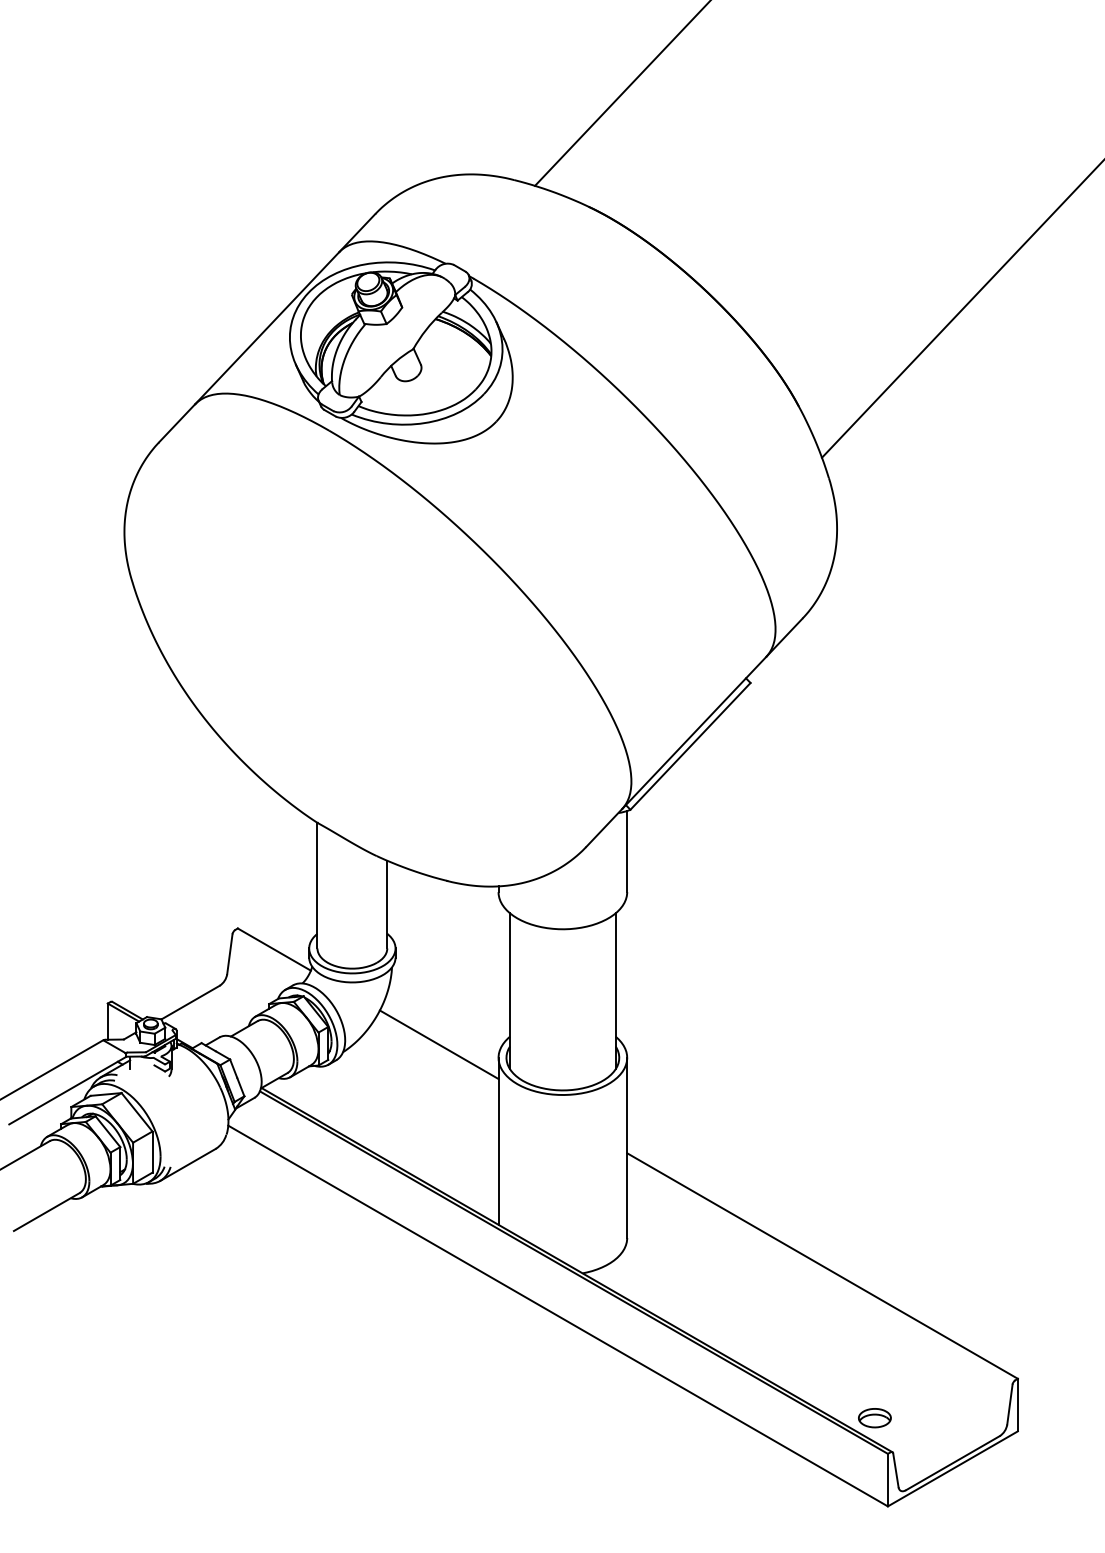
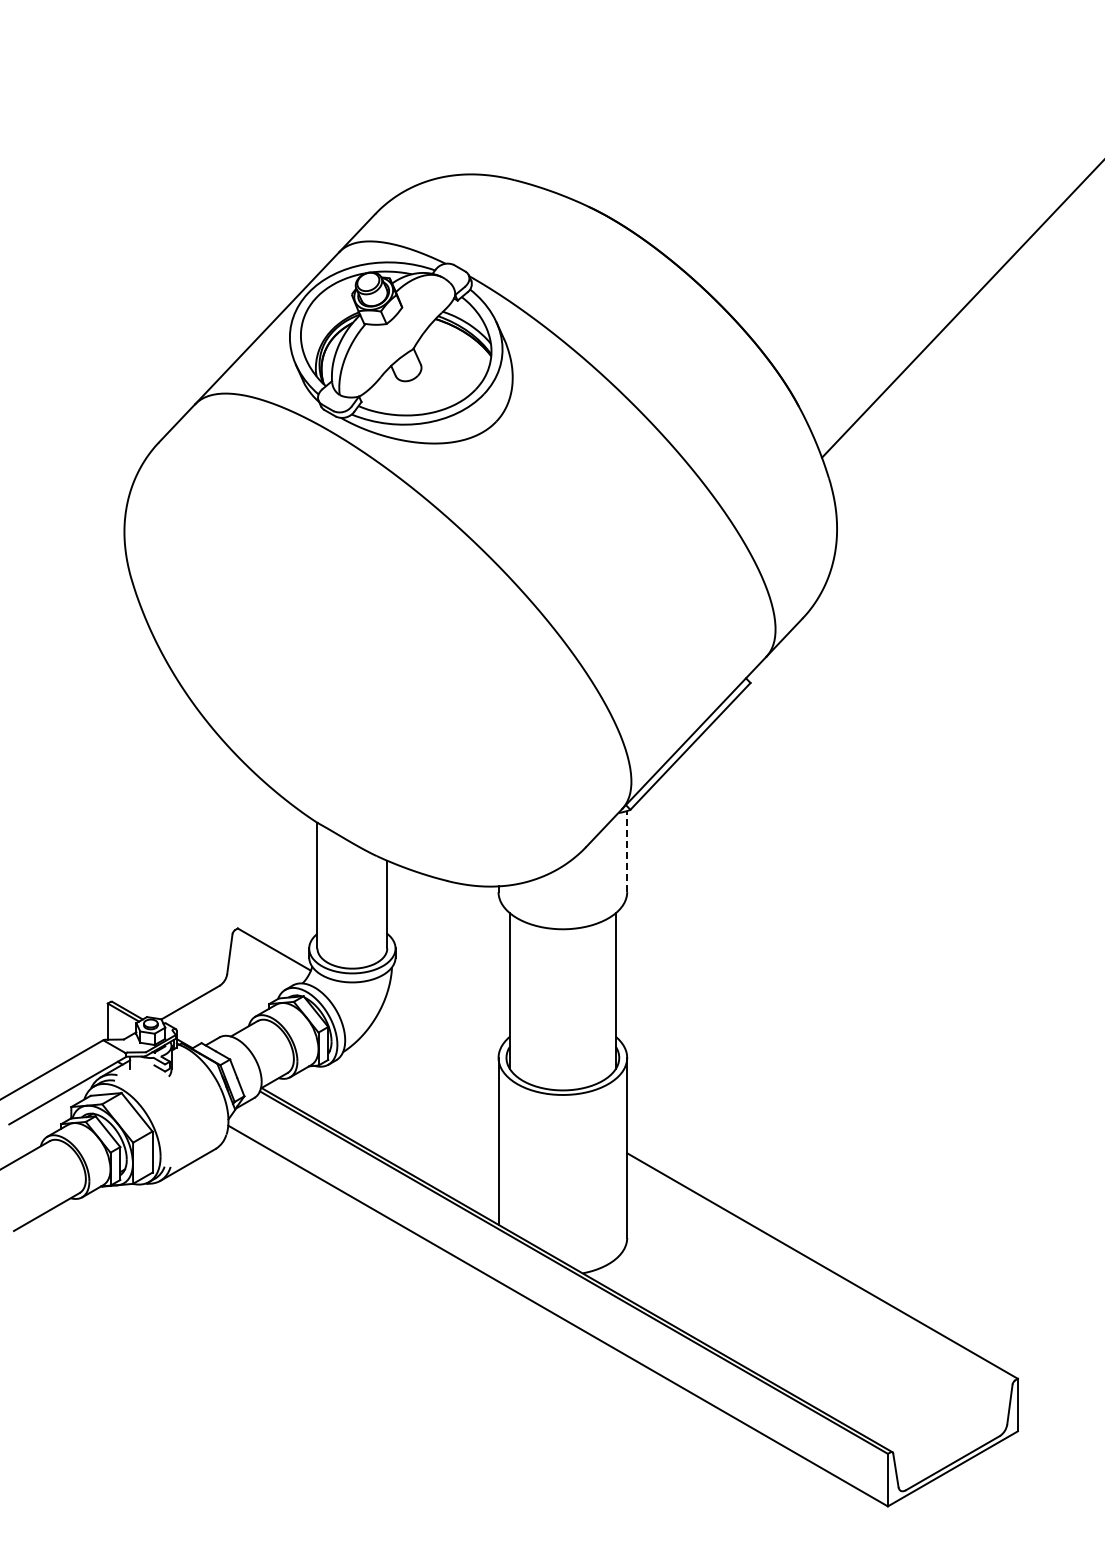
line: present -> none (622, 93)
line: solid -> dashed (627, 851)
line: present -> none (438, 1044)
part: present -> none (874, 1418)
